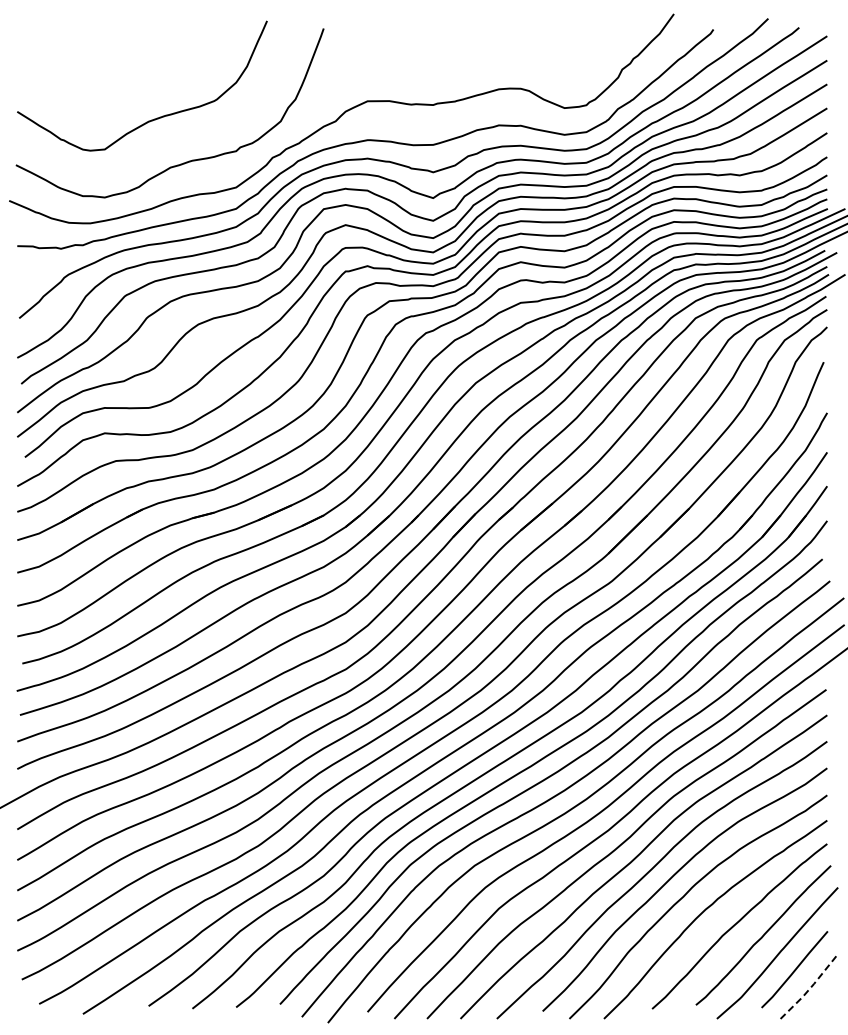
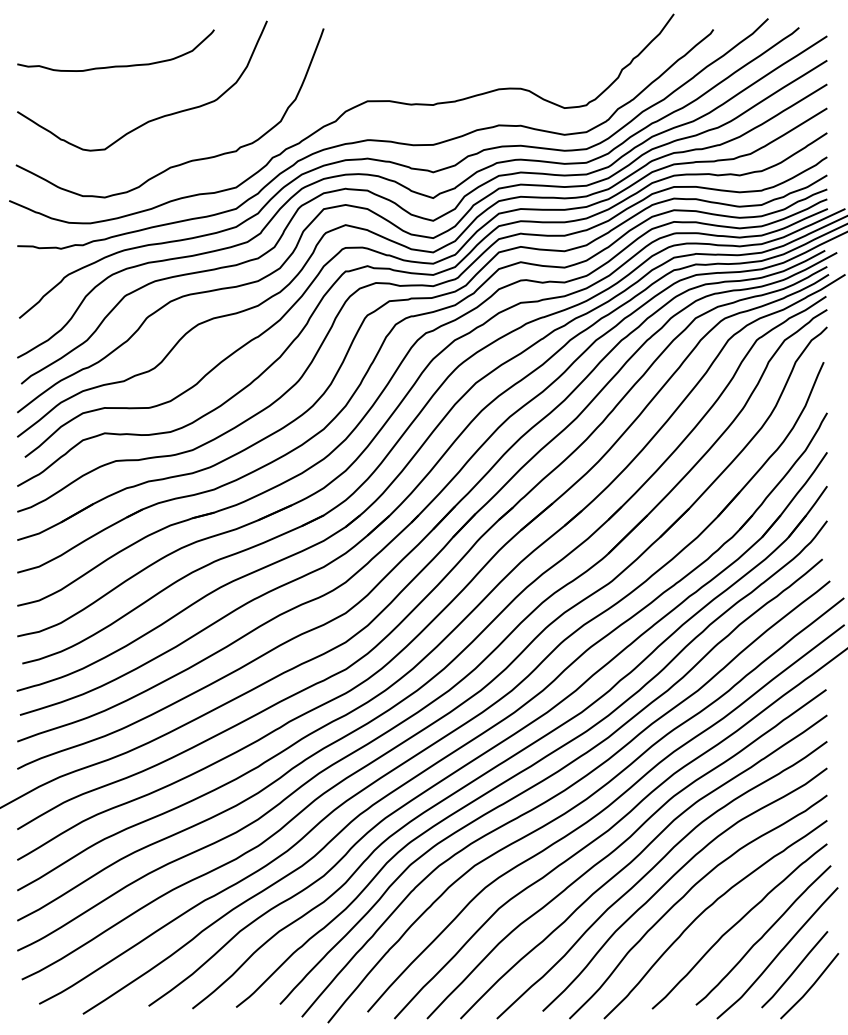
curve: none -> present (115, 65)
line: dashed -> solid (810, 987)
